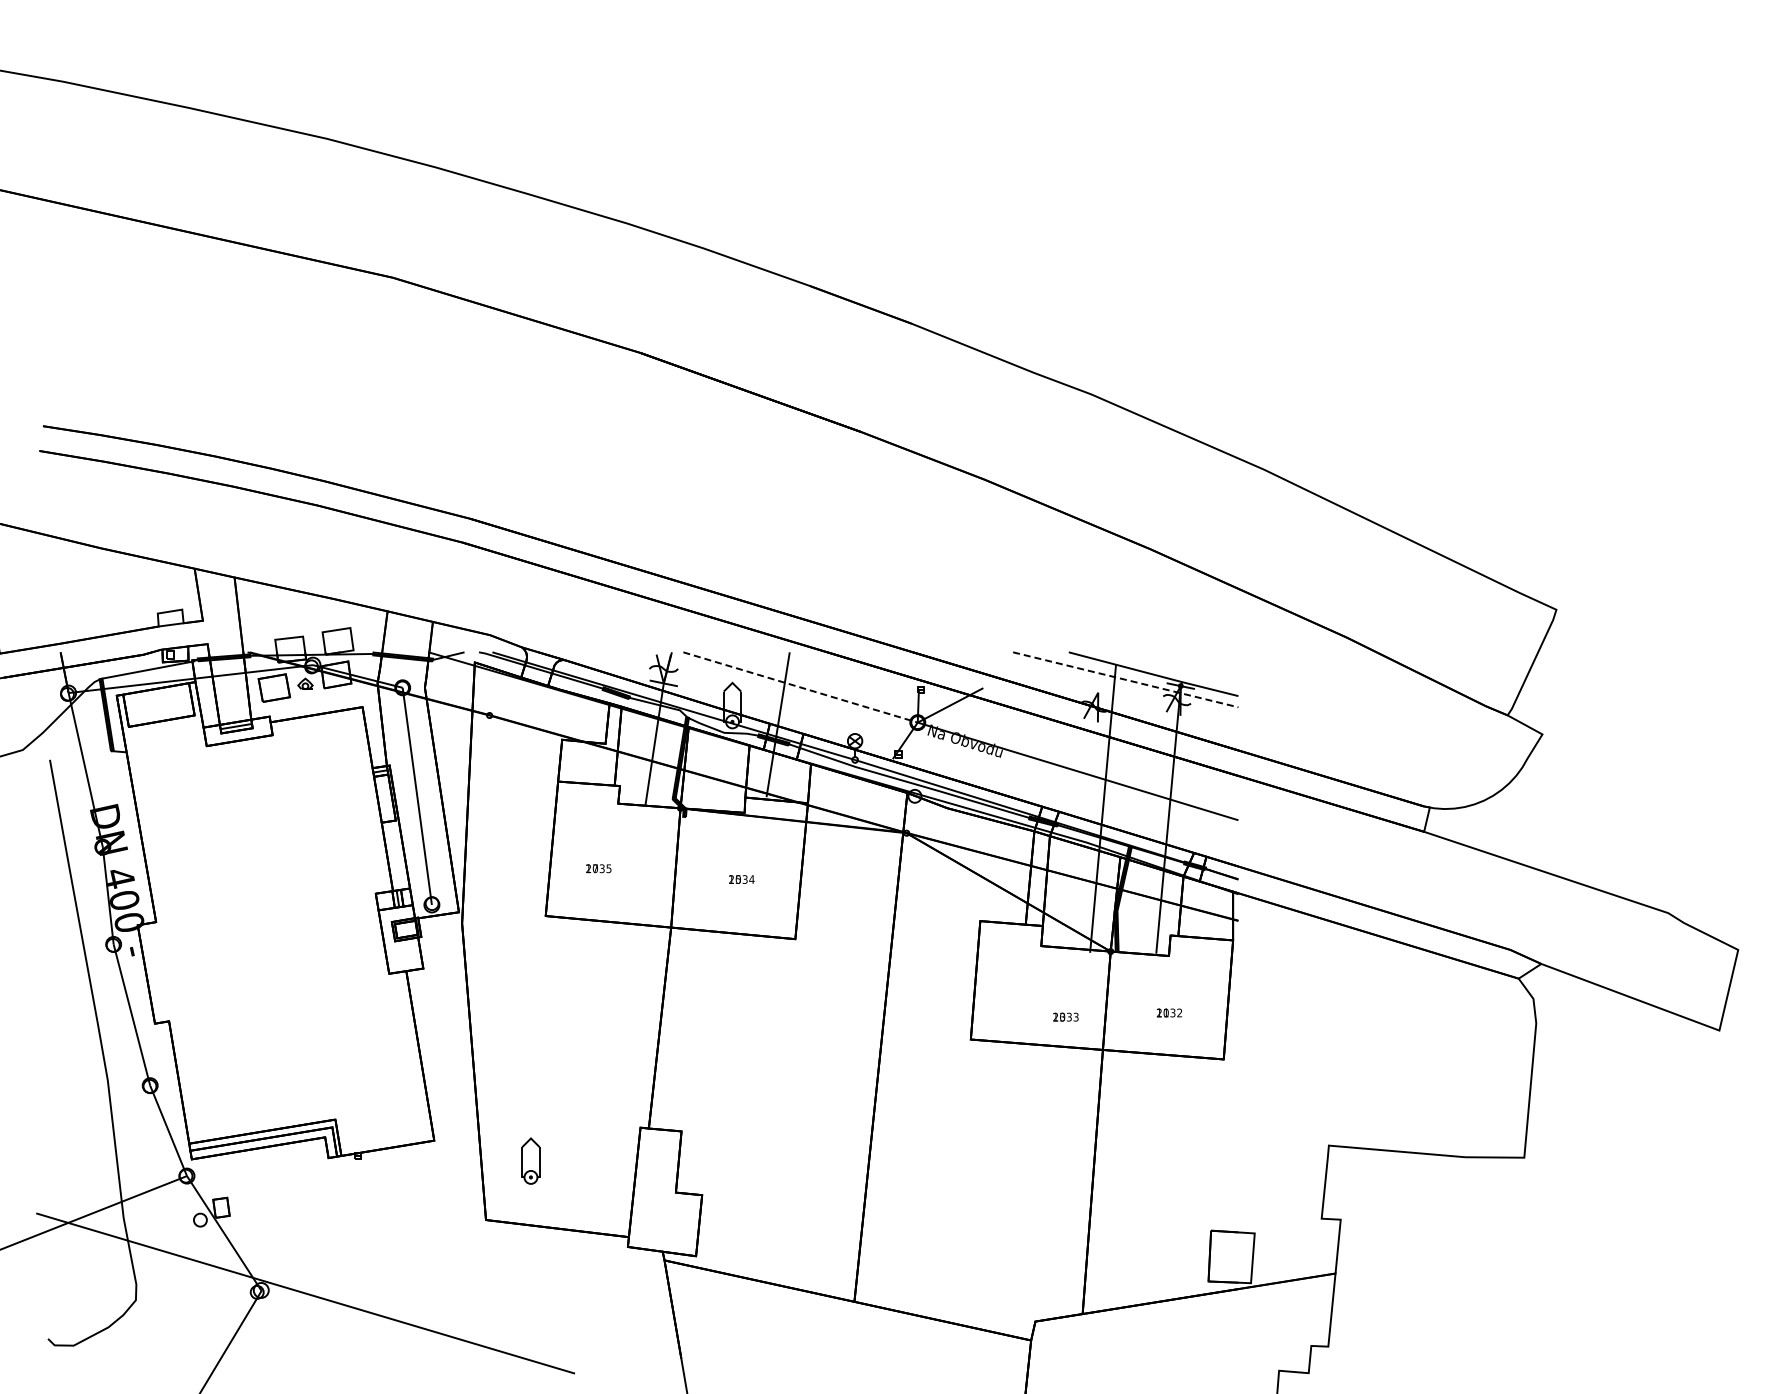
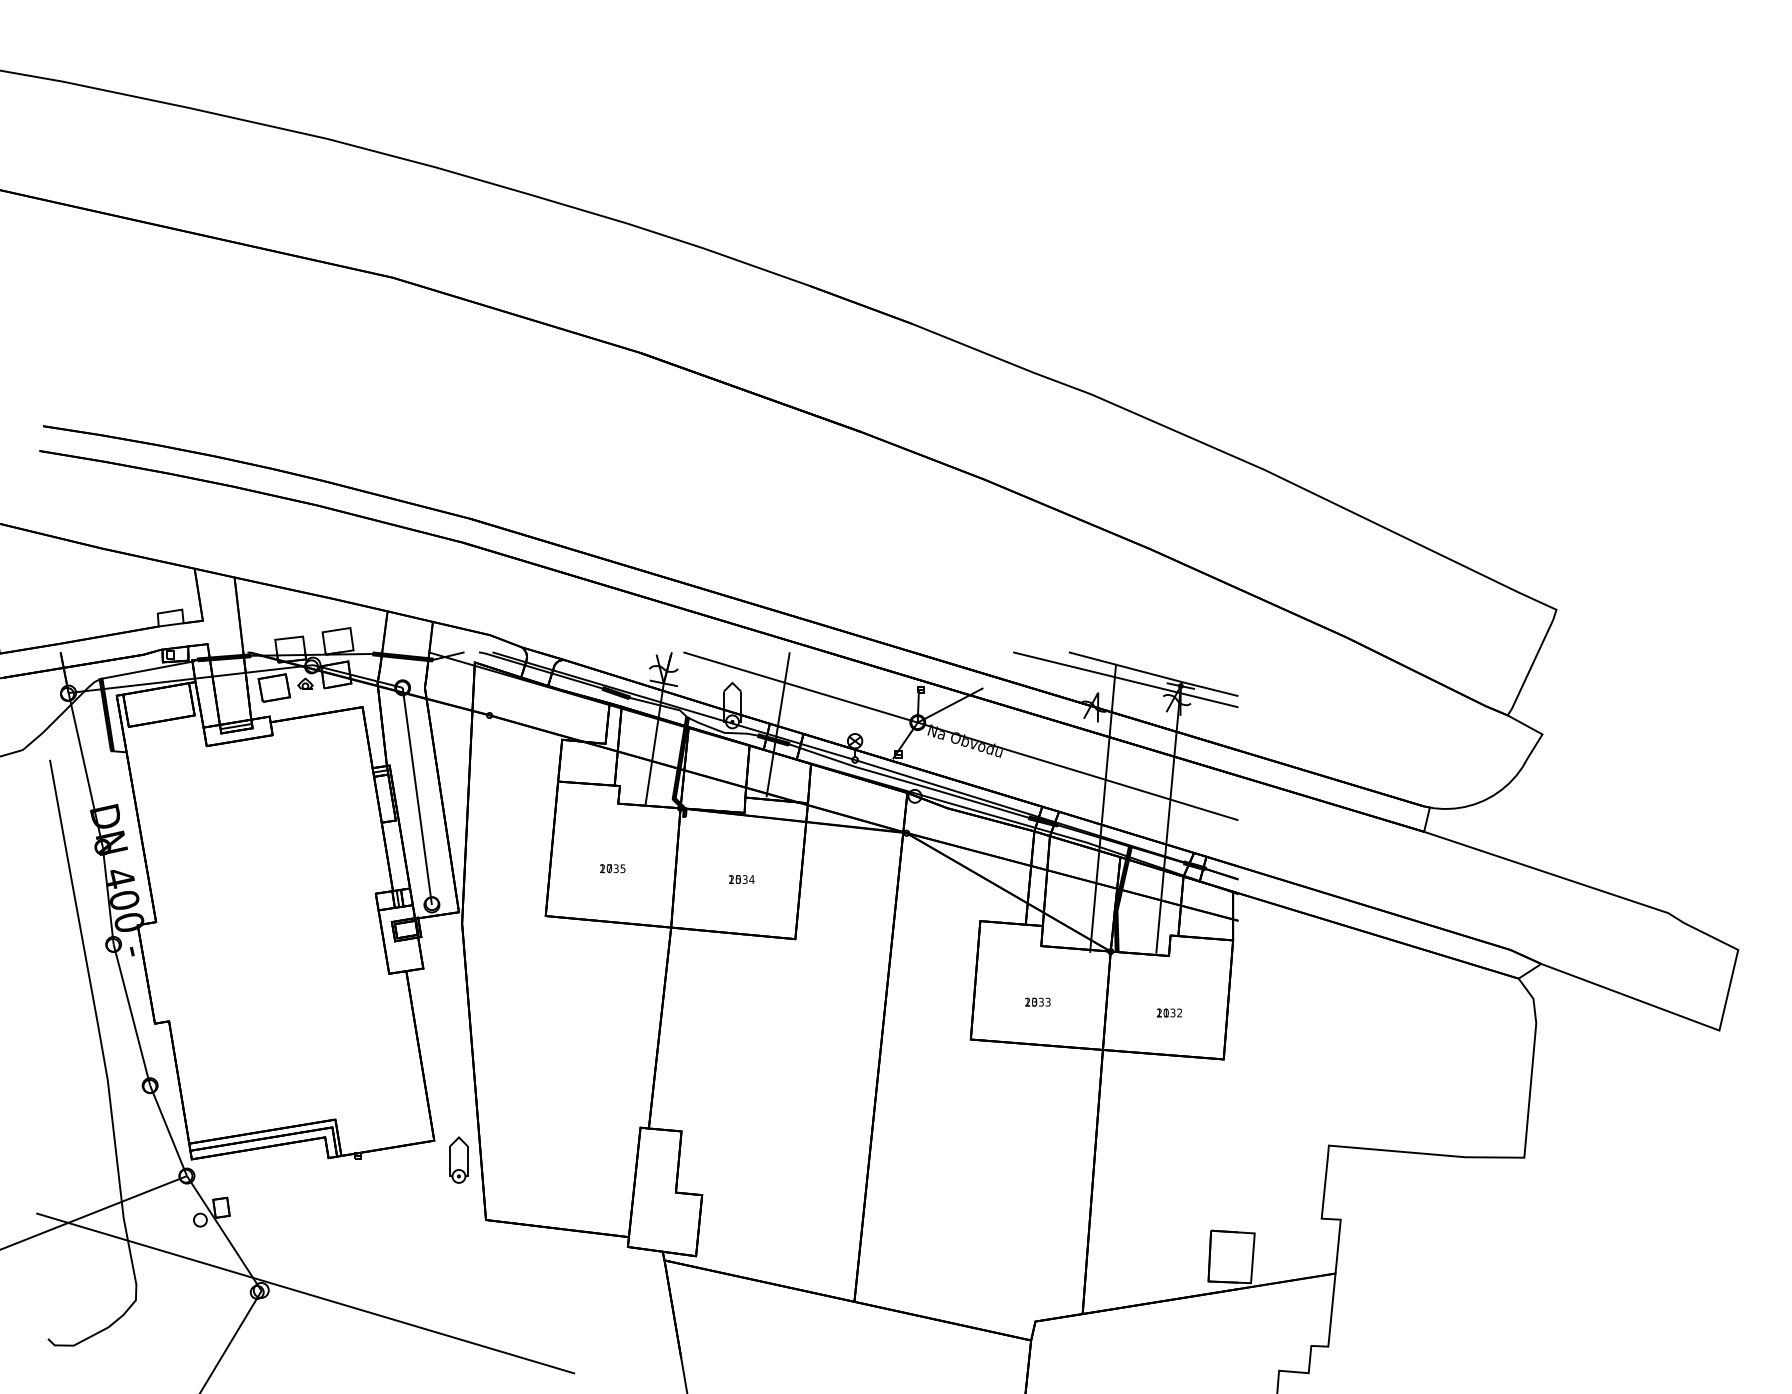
line: dashed -> solid (1125, 679)
line: dashed -> solid (801, 687)
text position: (598, 868) -> (612, 868) (612, 868)
text position: (1065, 1016) -> (1037, 1001) (1037, 1001)
part position: (530, 1160) -> (458, 1159) (458, 1159)
